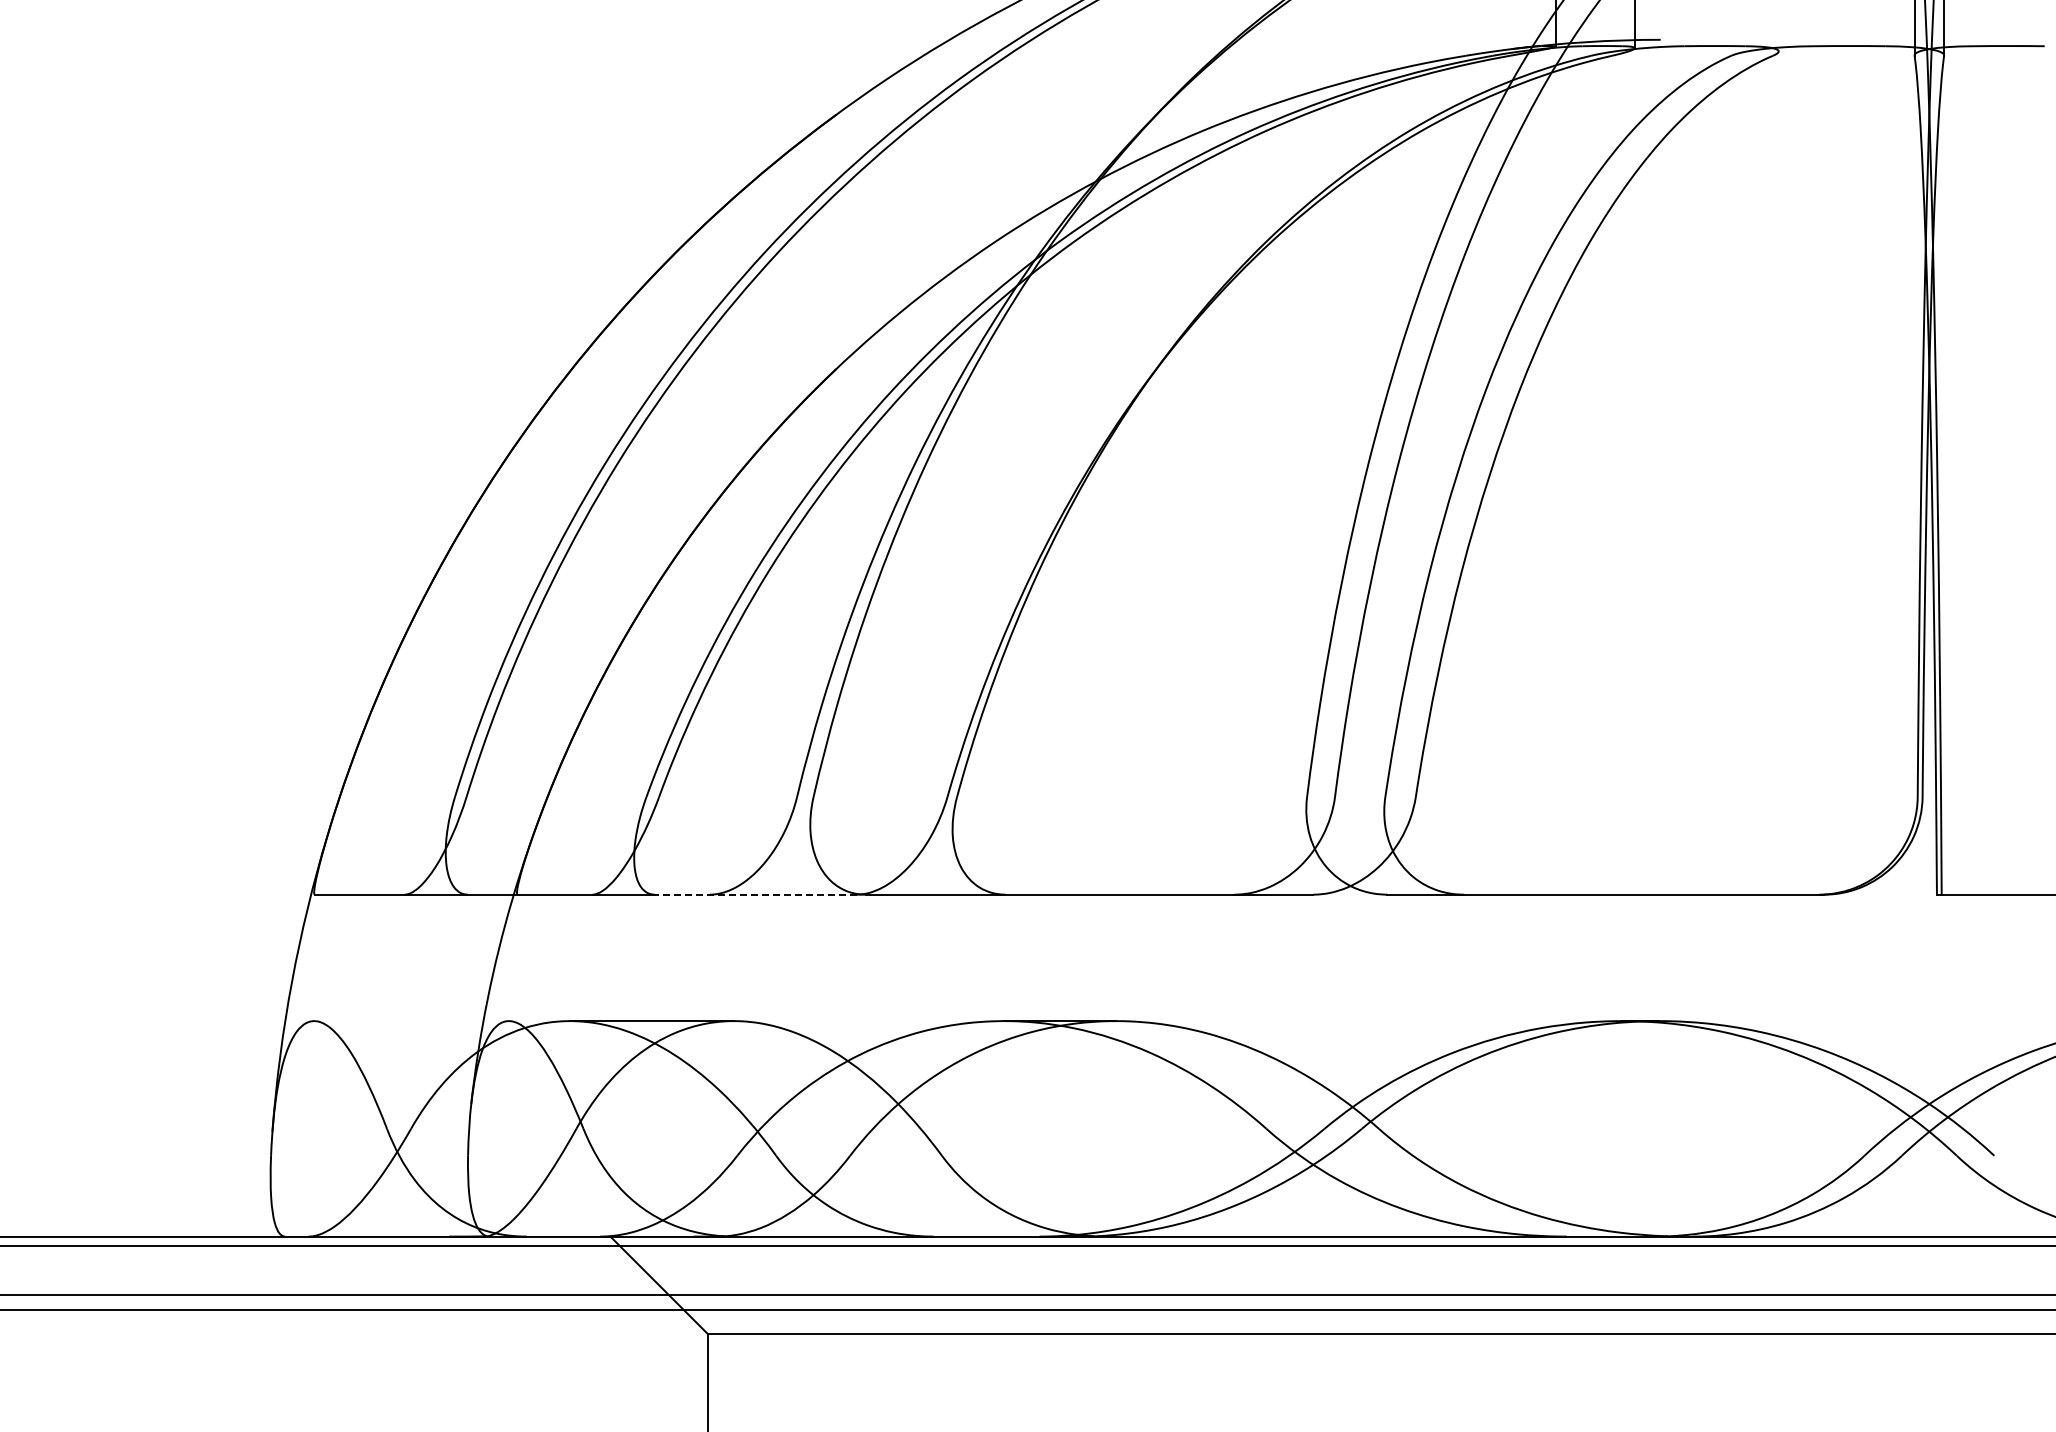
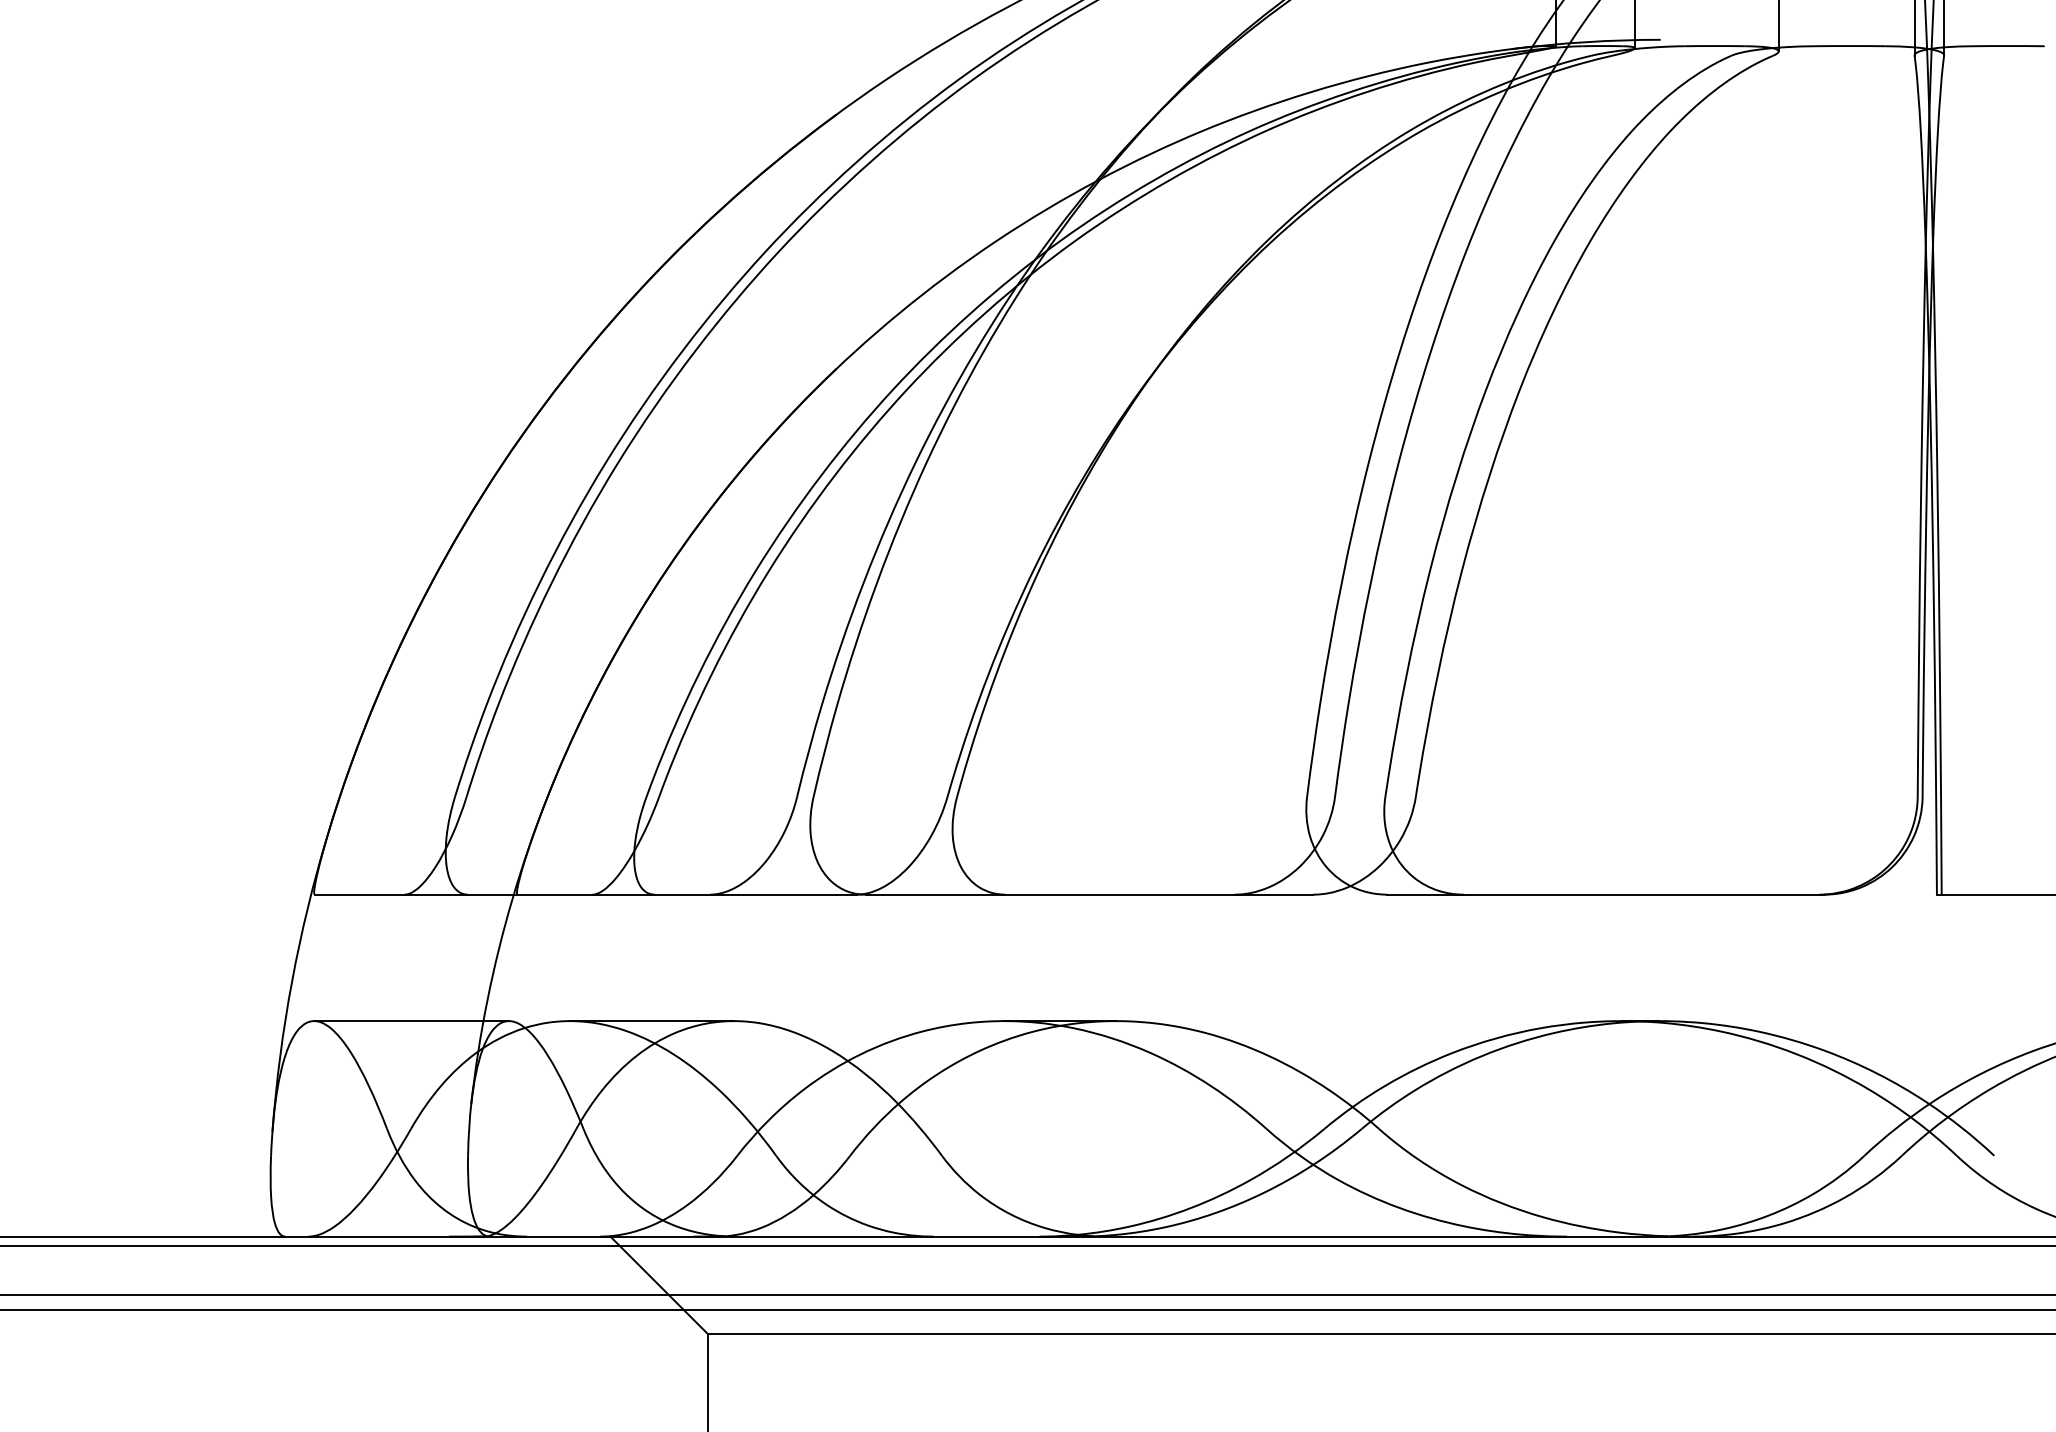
line: none -> present (1778, 26)
line: dashed -> solid (755, 894)
line: none -> present (411, 1021)
